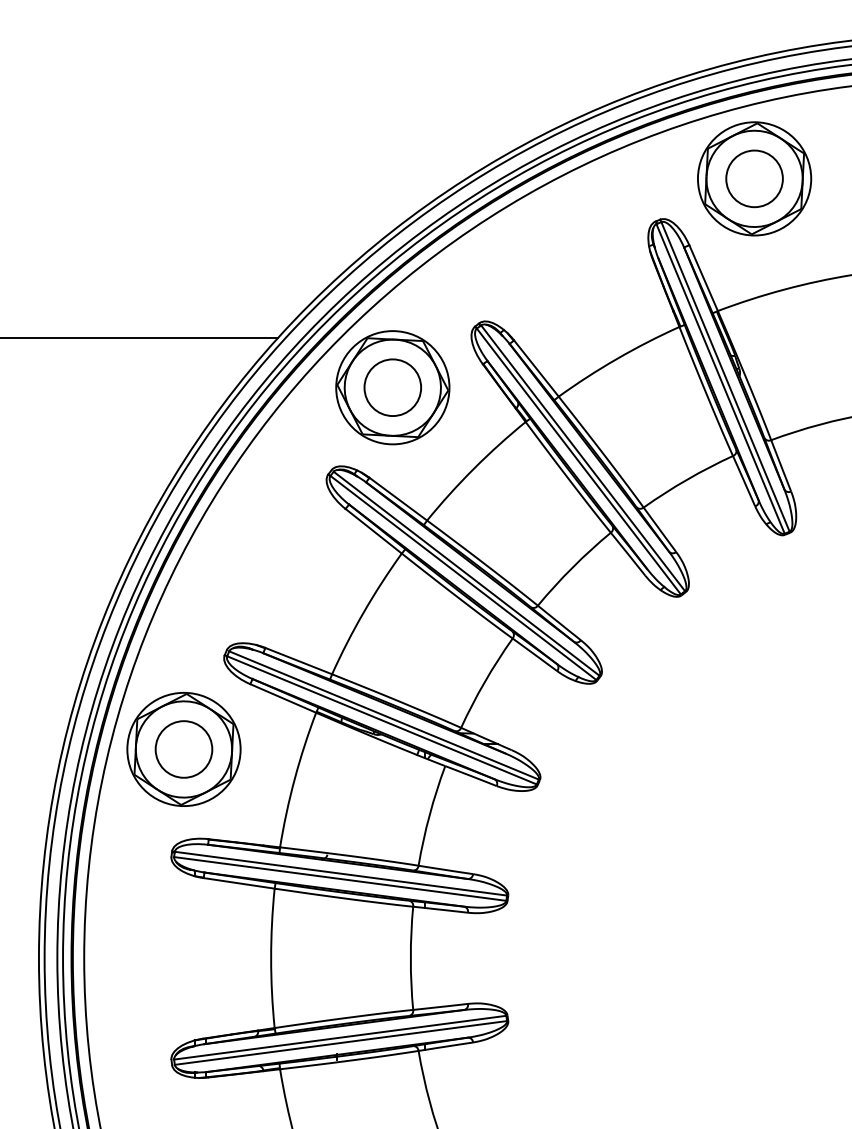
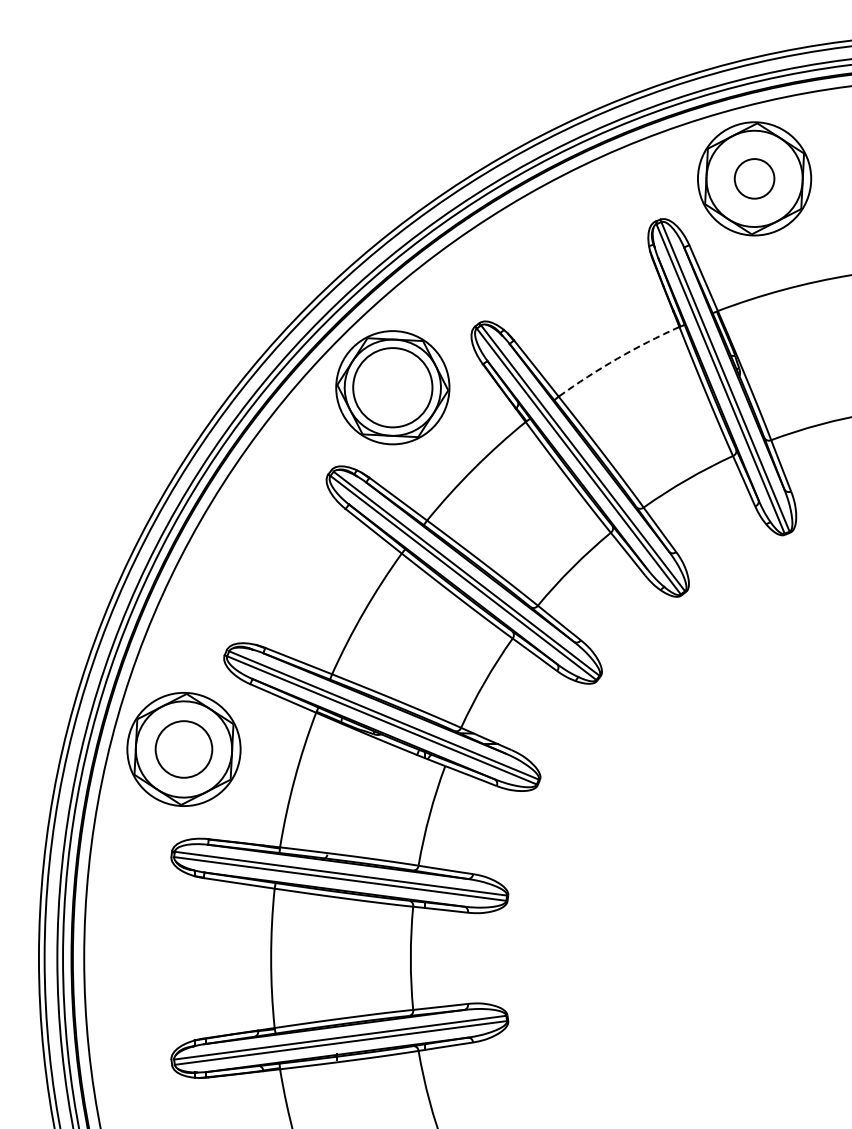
circle diameter: 57 px -> 40 px (754, 178)
line: present -> none (140, 337)
arc: solid -> dashed (617, 358)
circle diameter: 57 px -> 79 px (392, 387)
